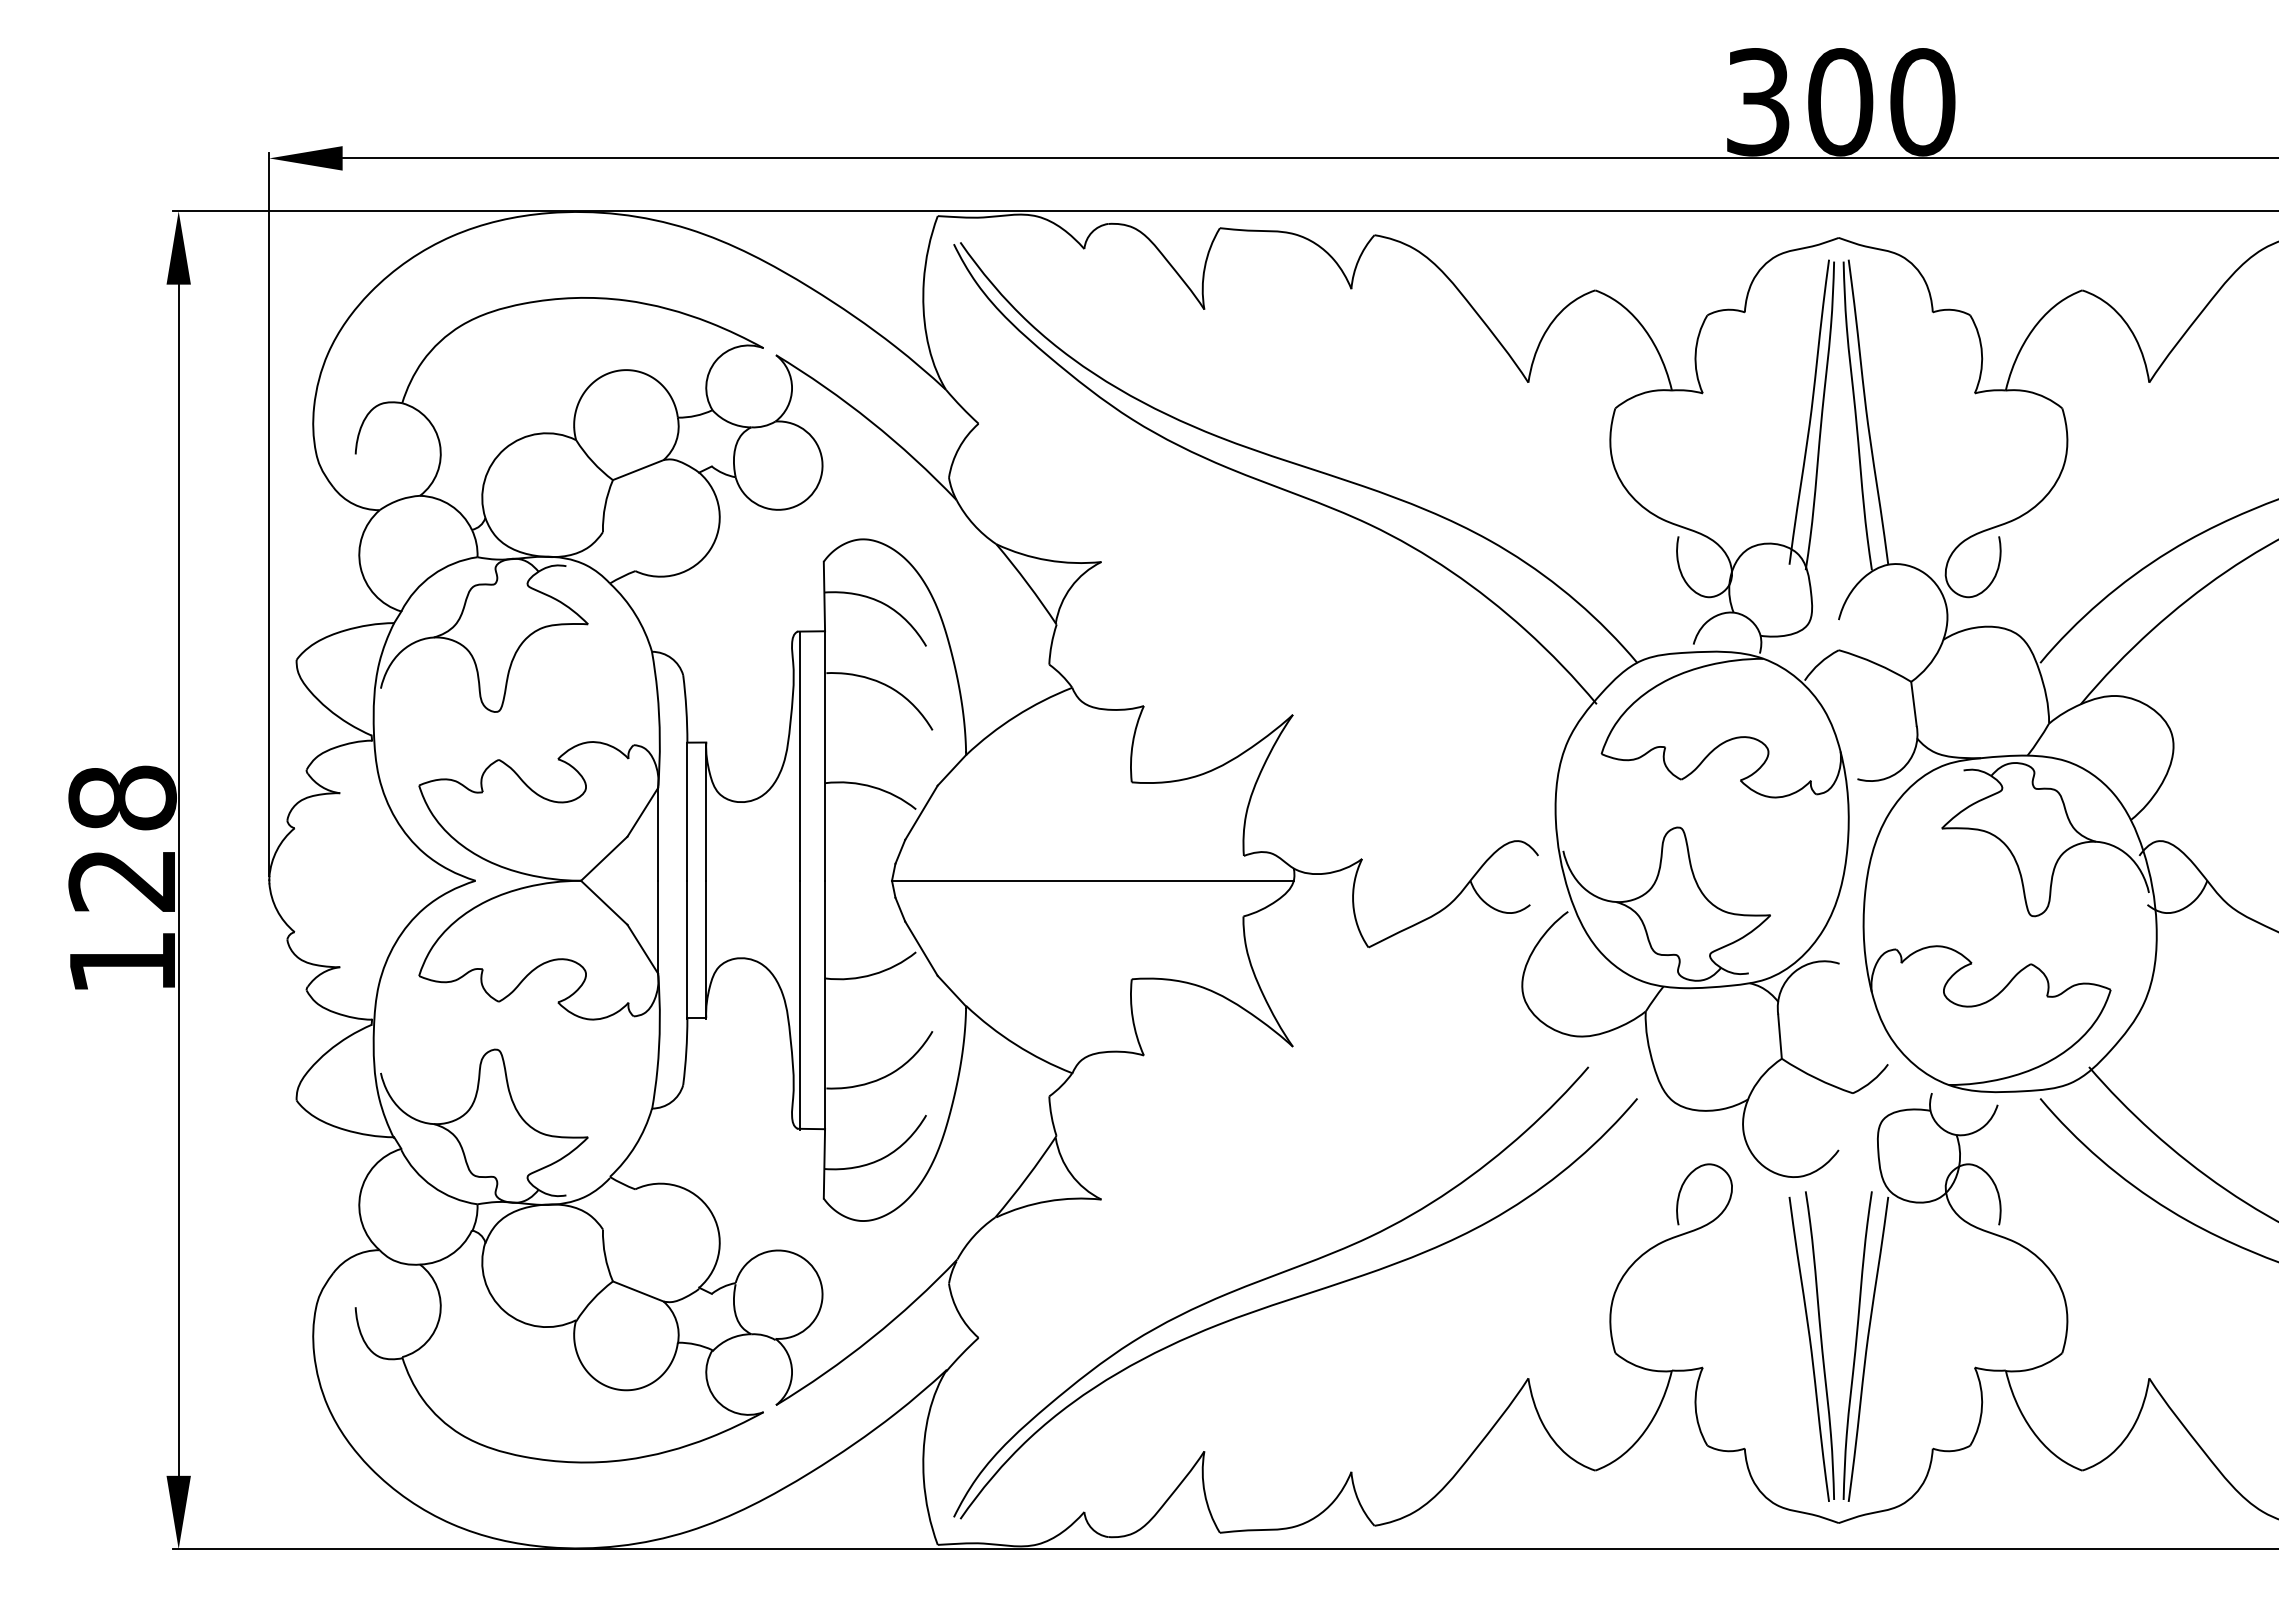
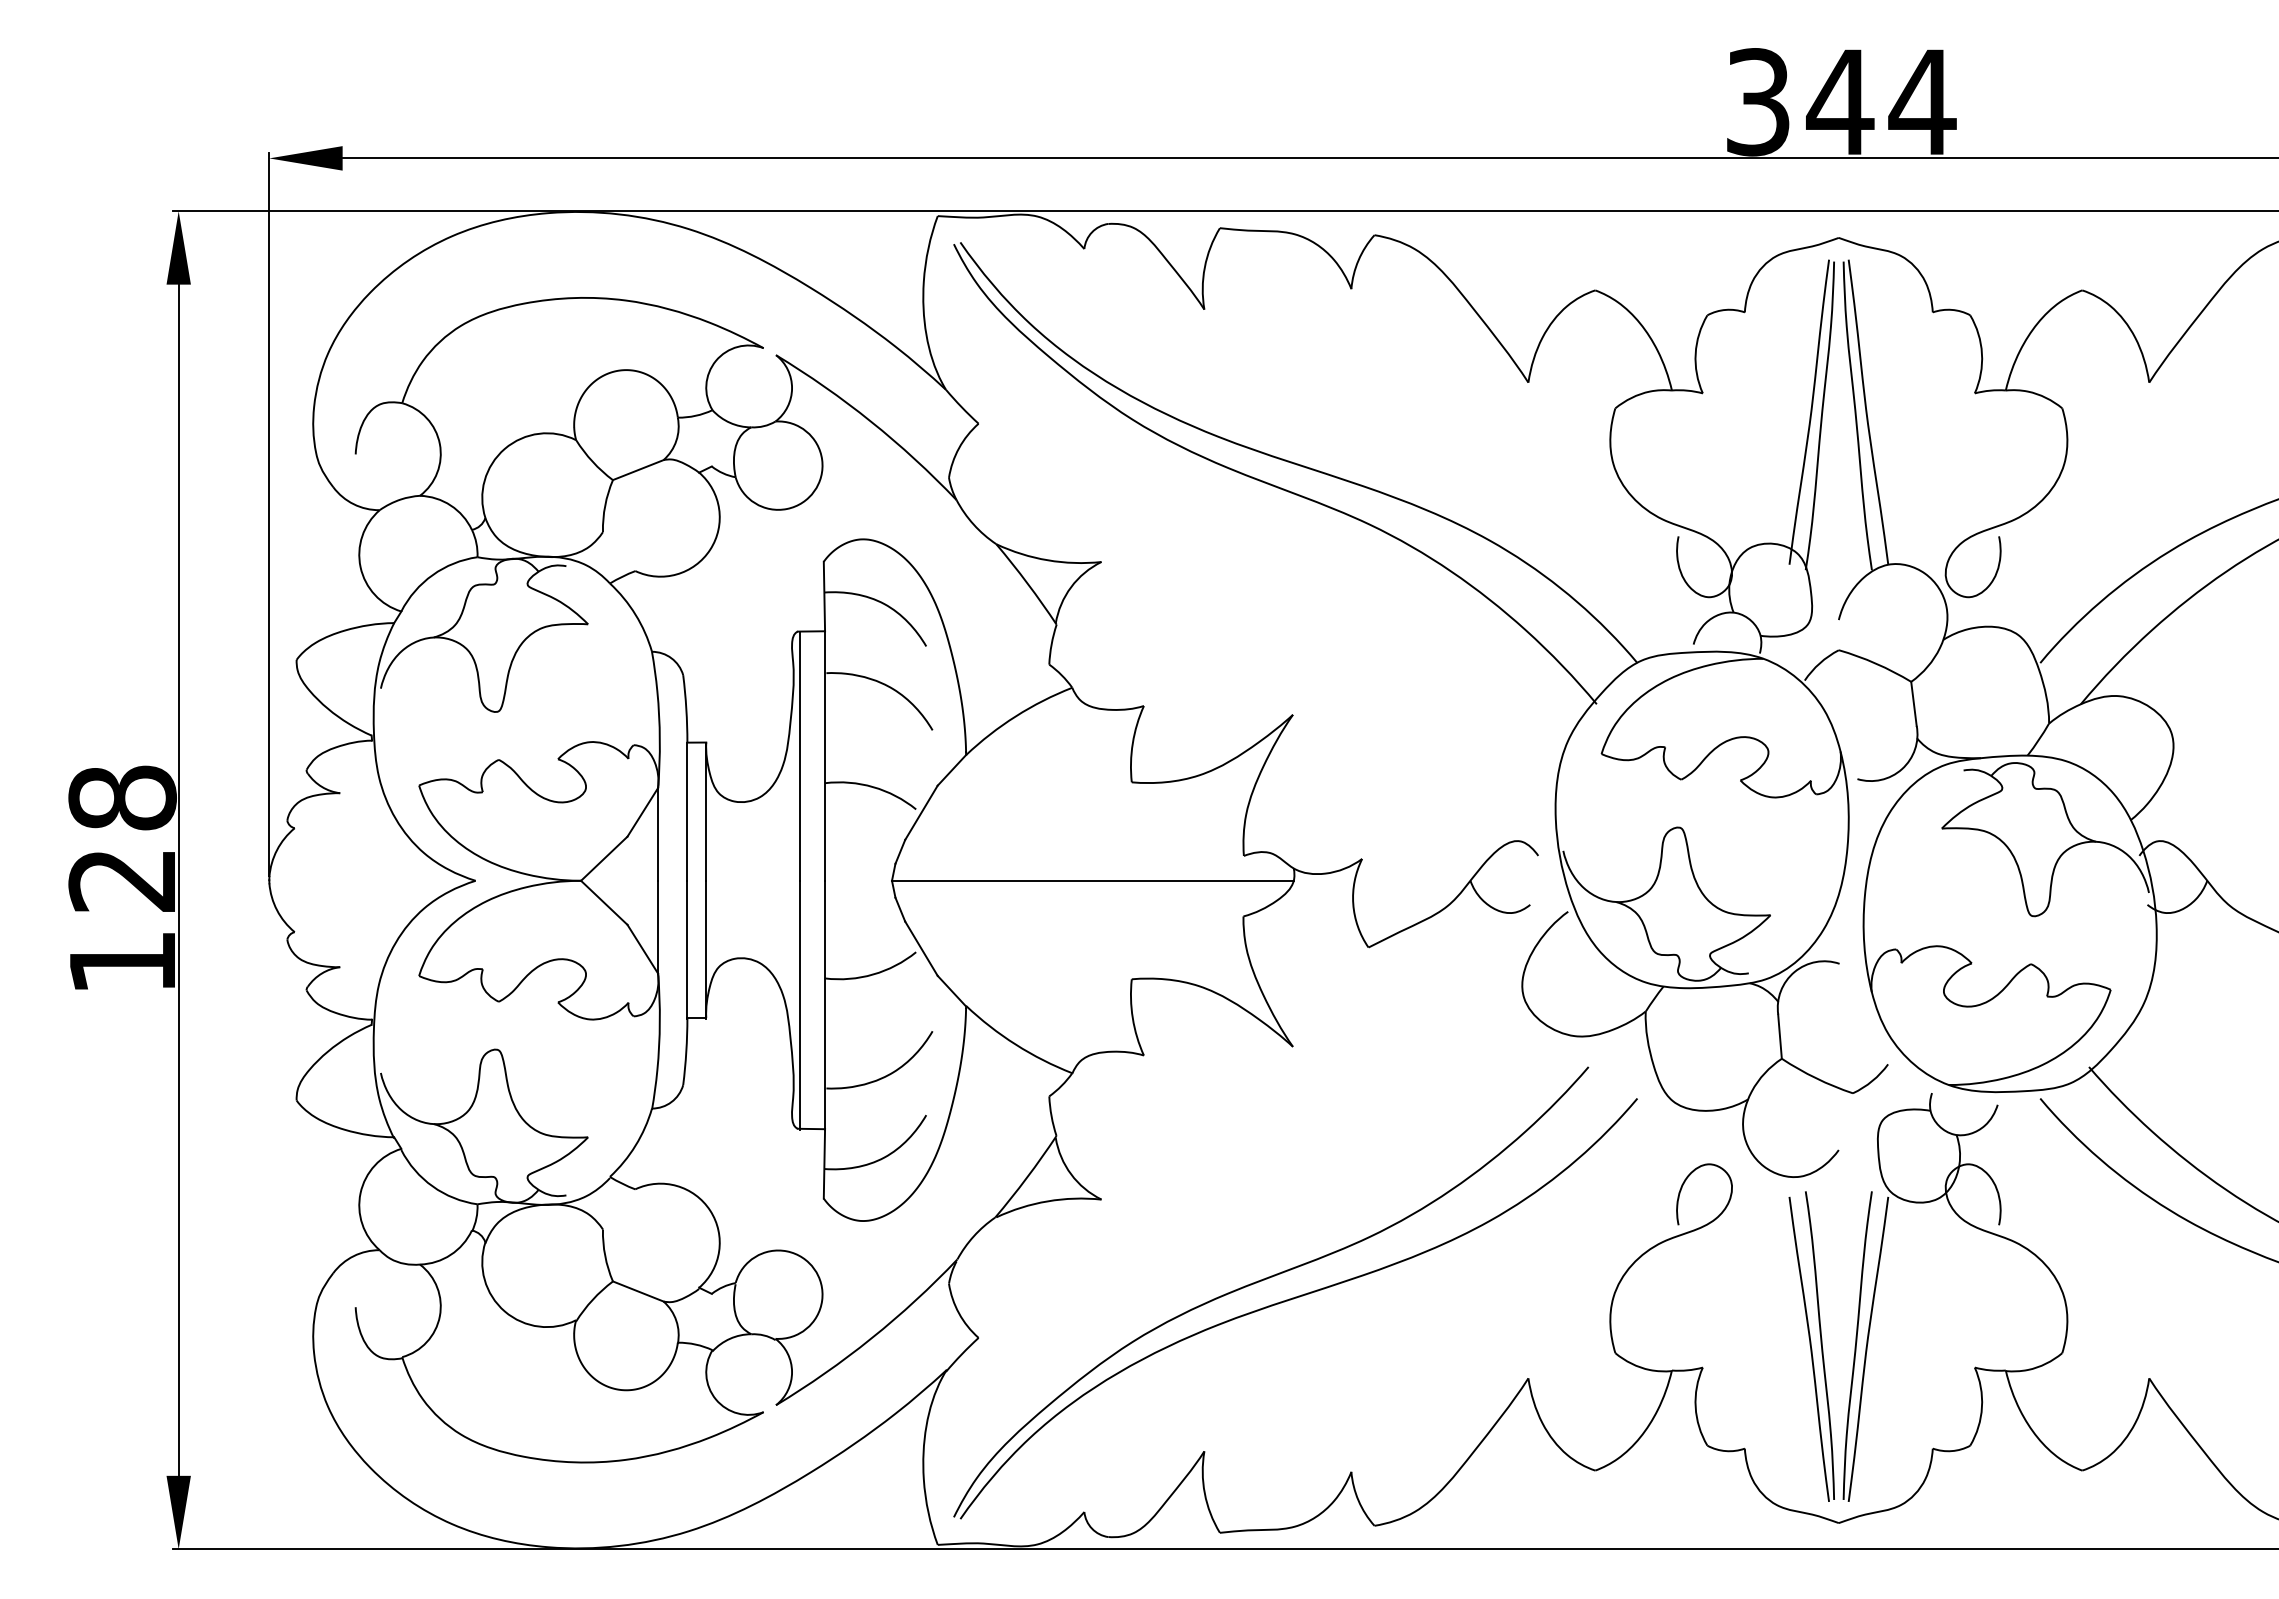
text: 300 -> 344 (1881, 102)
